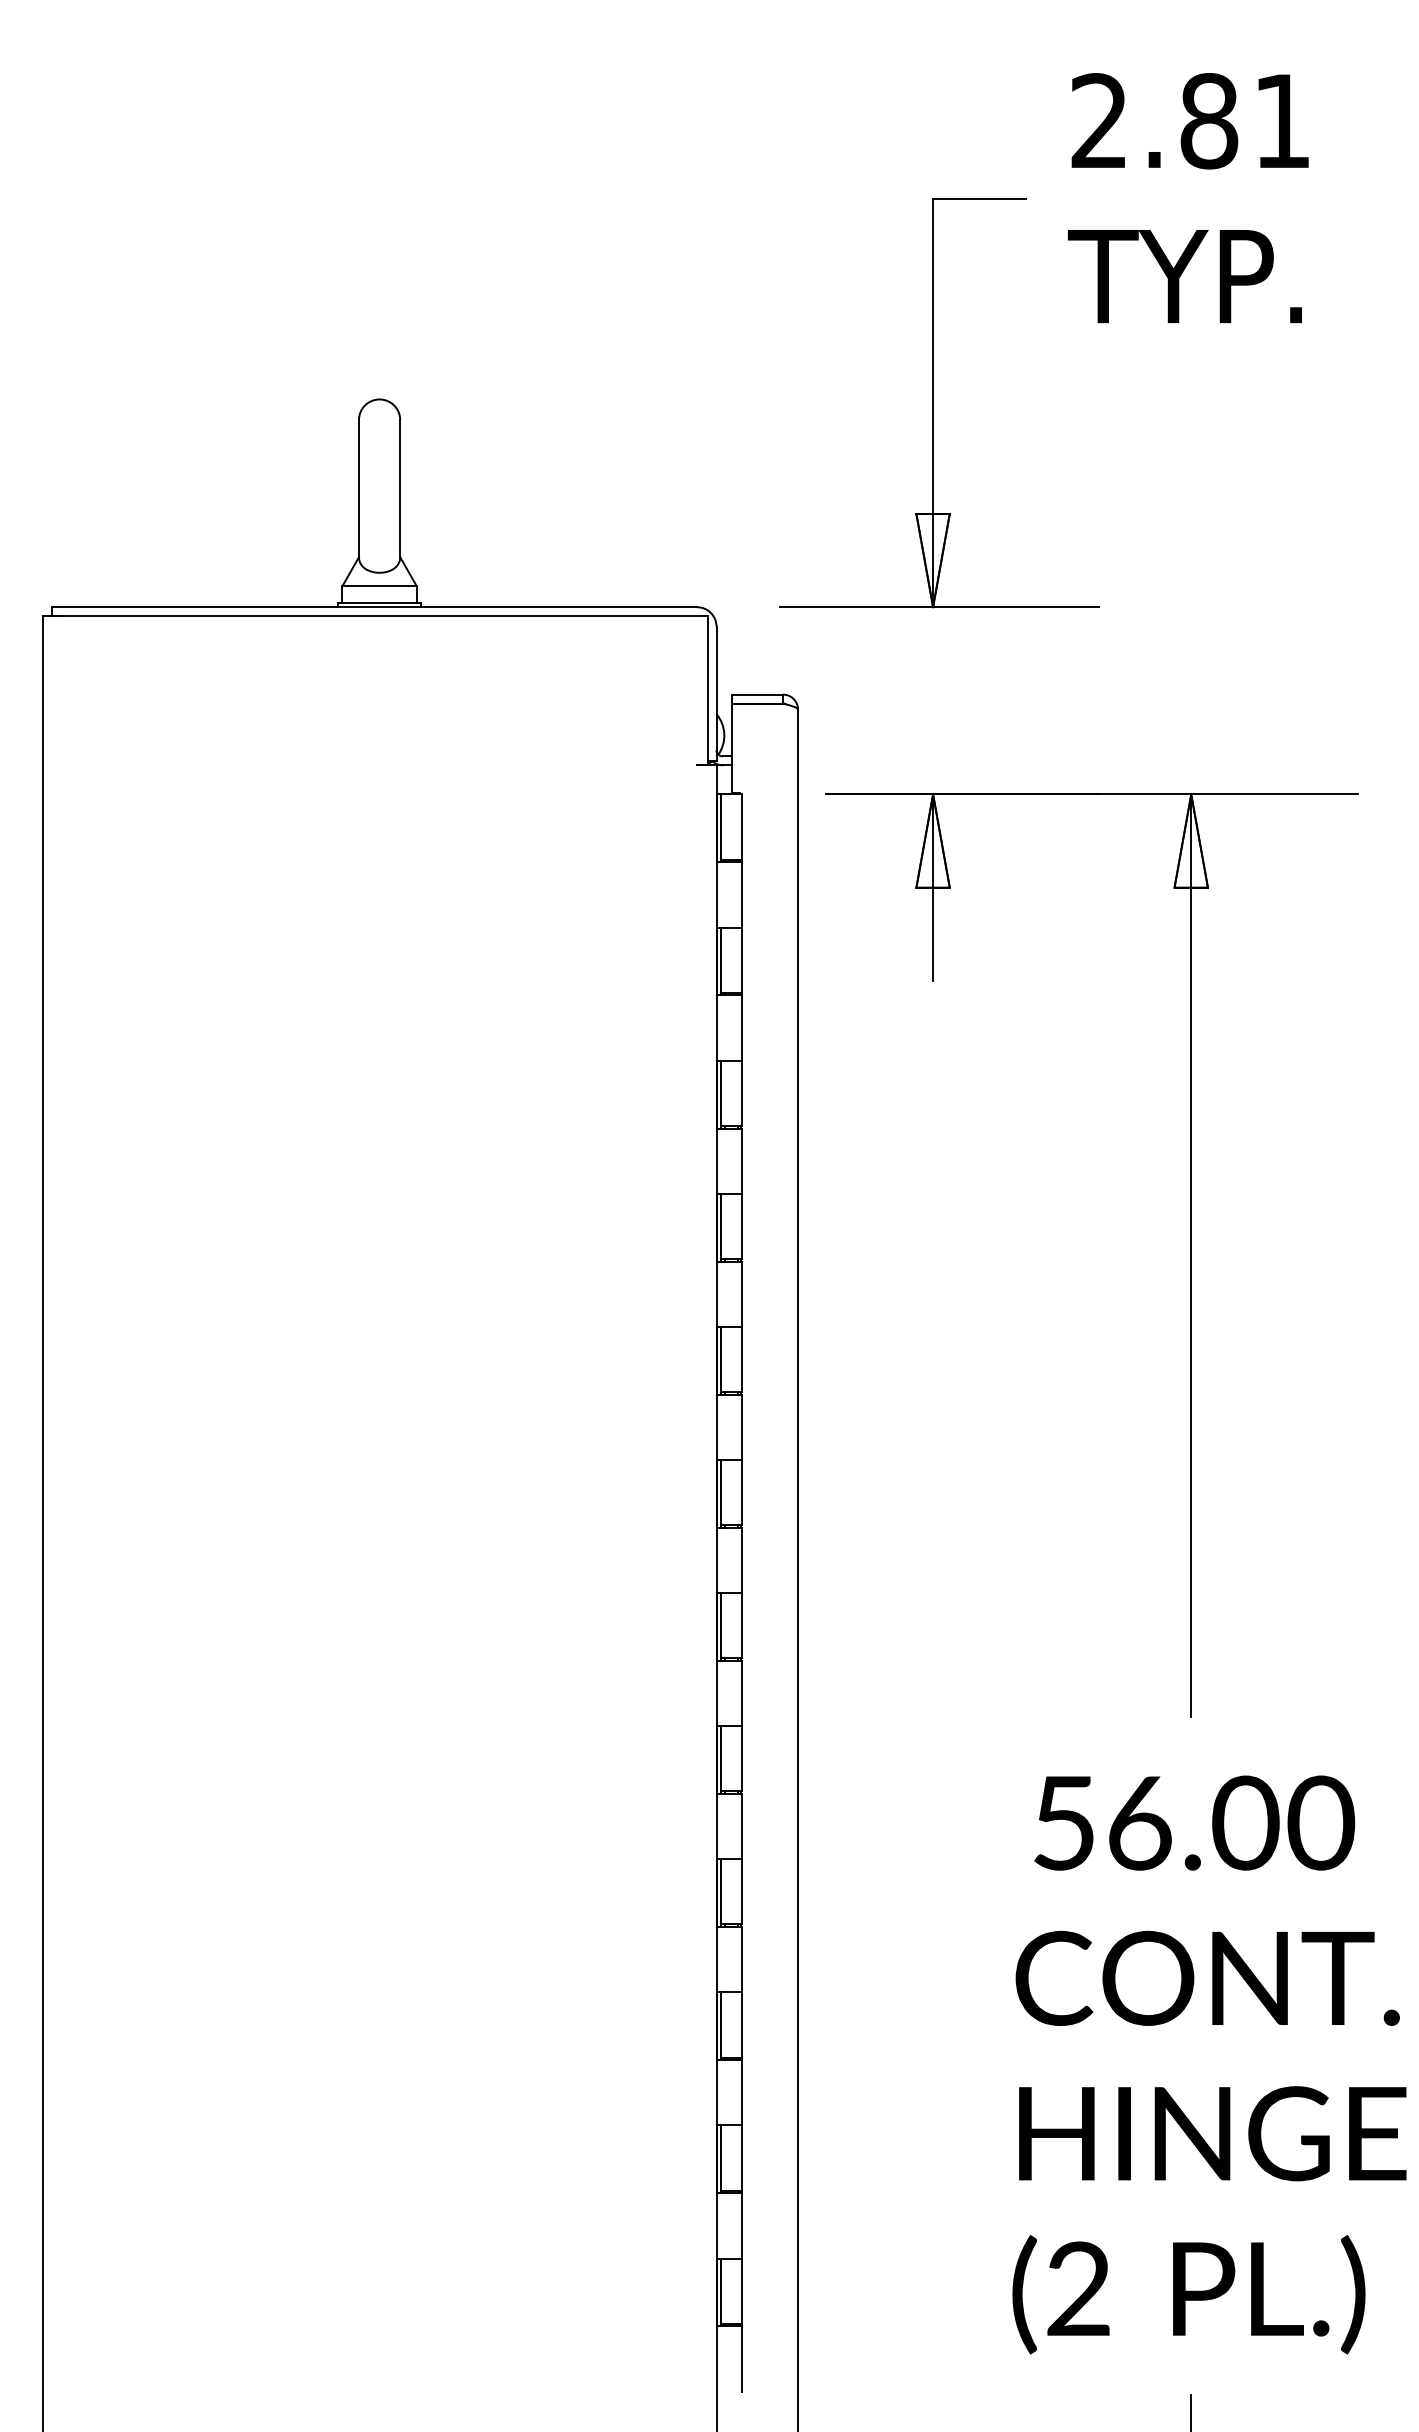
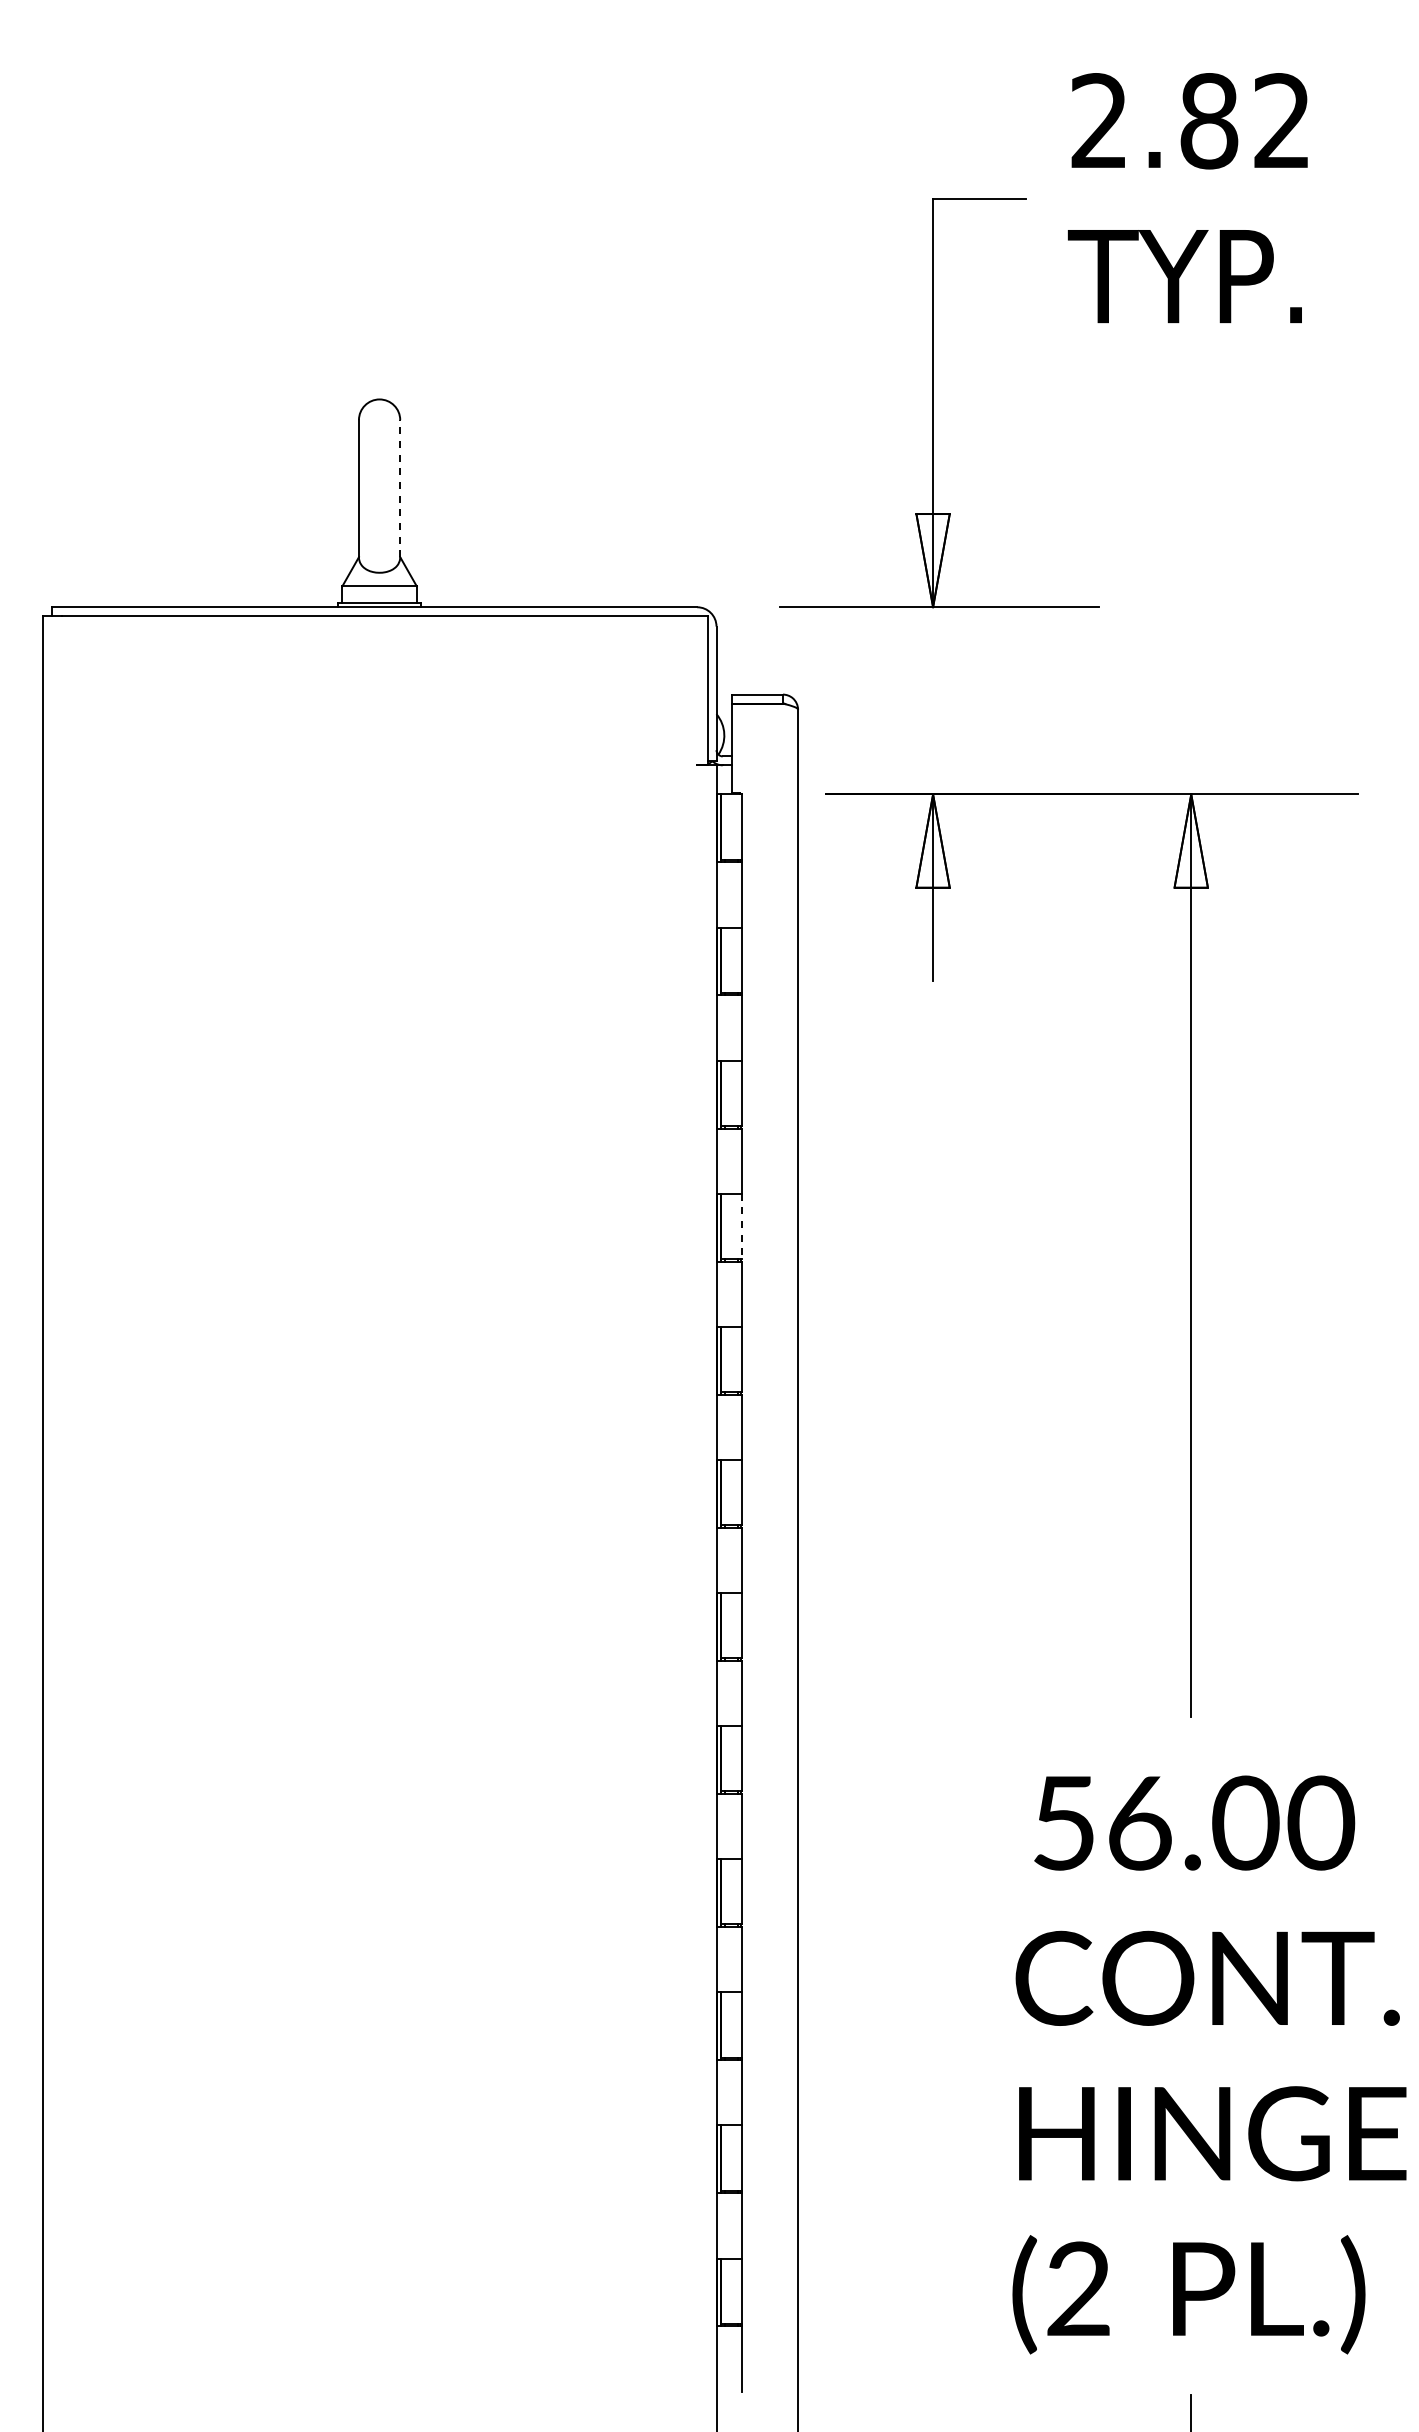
text: 2.81 -> 2.82 (1281, 120)
line: solid -> dashed (400, 488)
line: solid -> dashed (742, 1226)
